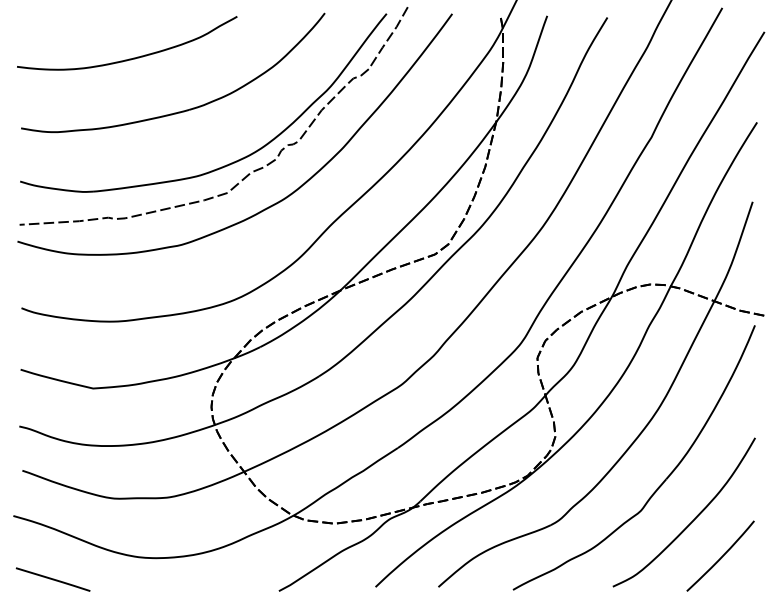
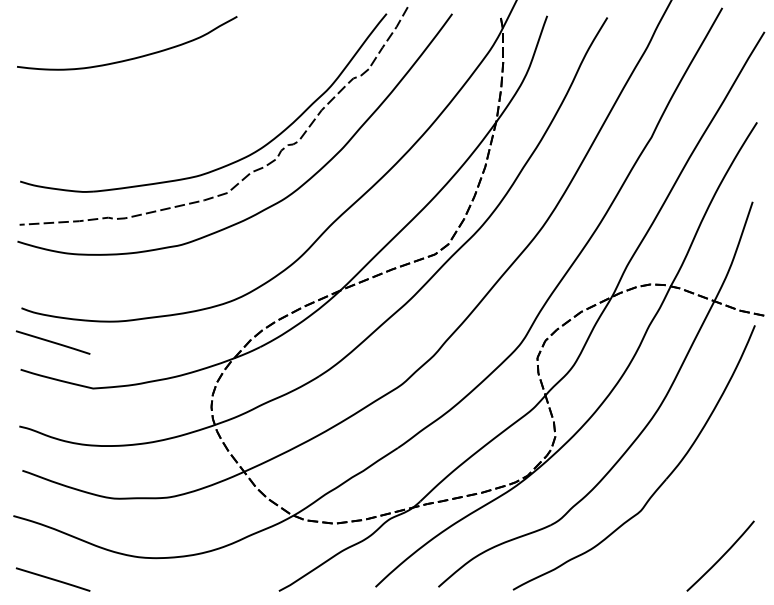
part: present -> none (182, 110)
line: none -> present (52, 342)
curve: present -> none (692, 520)
